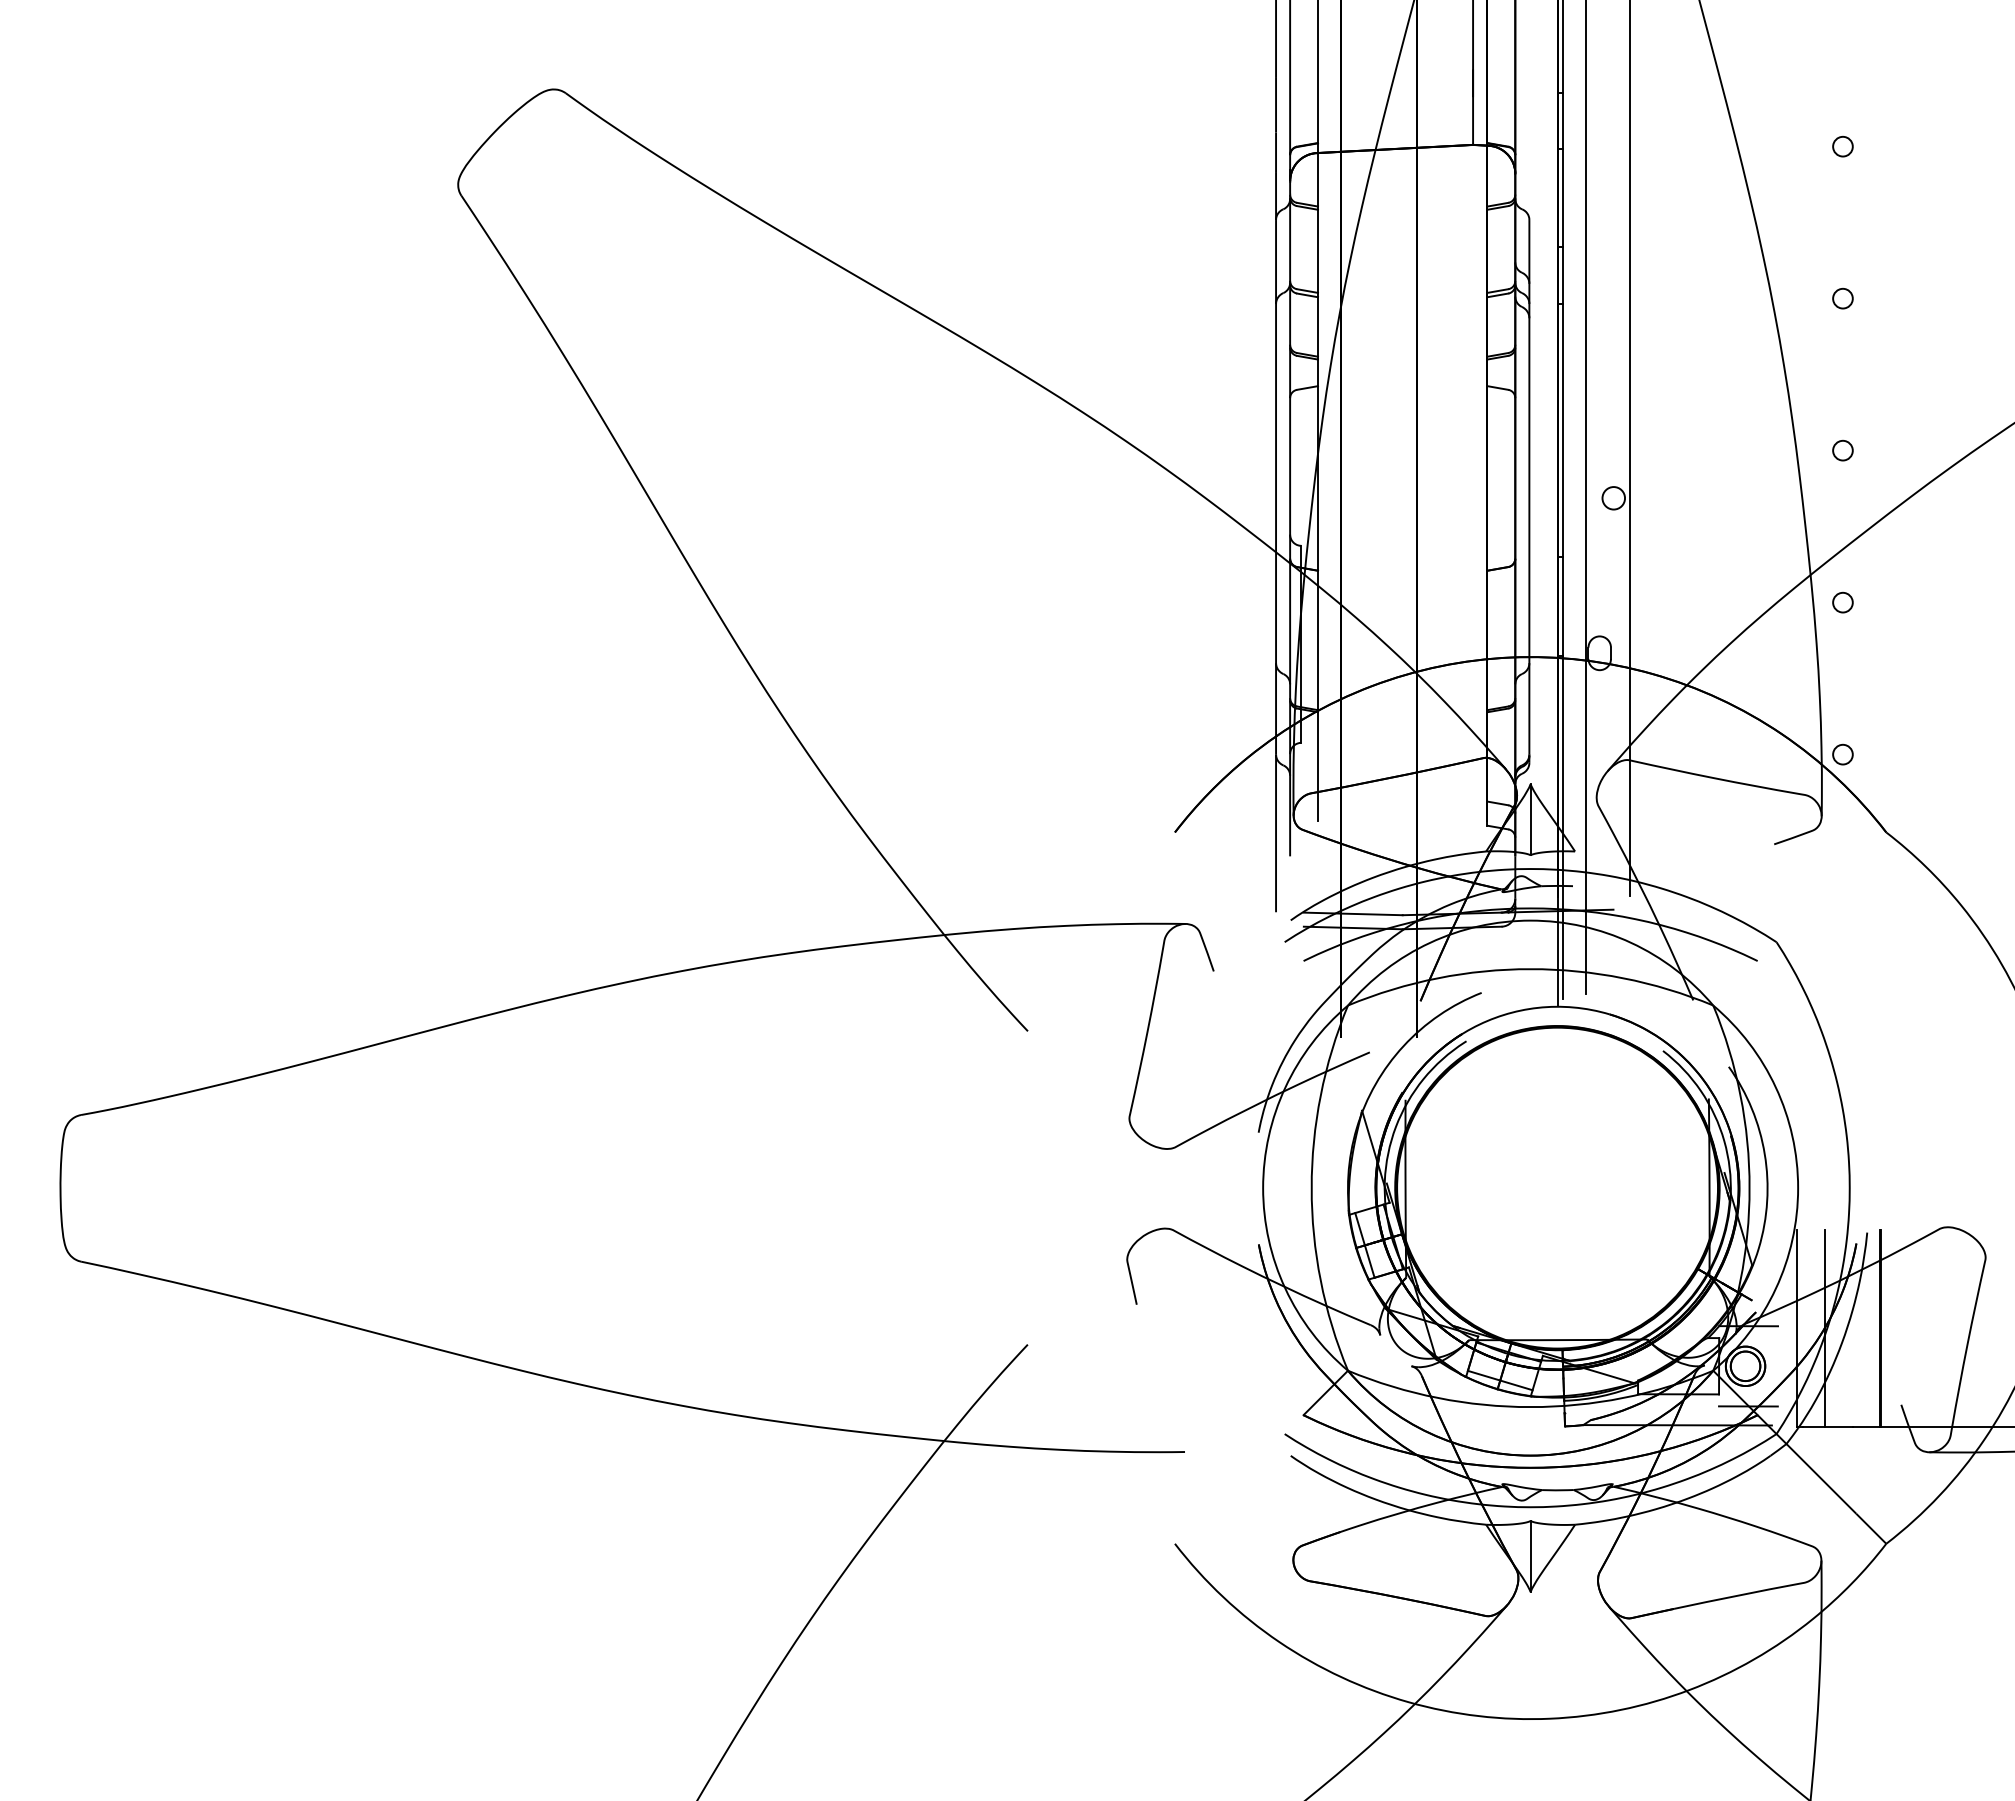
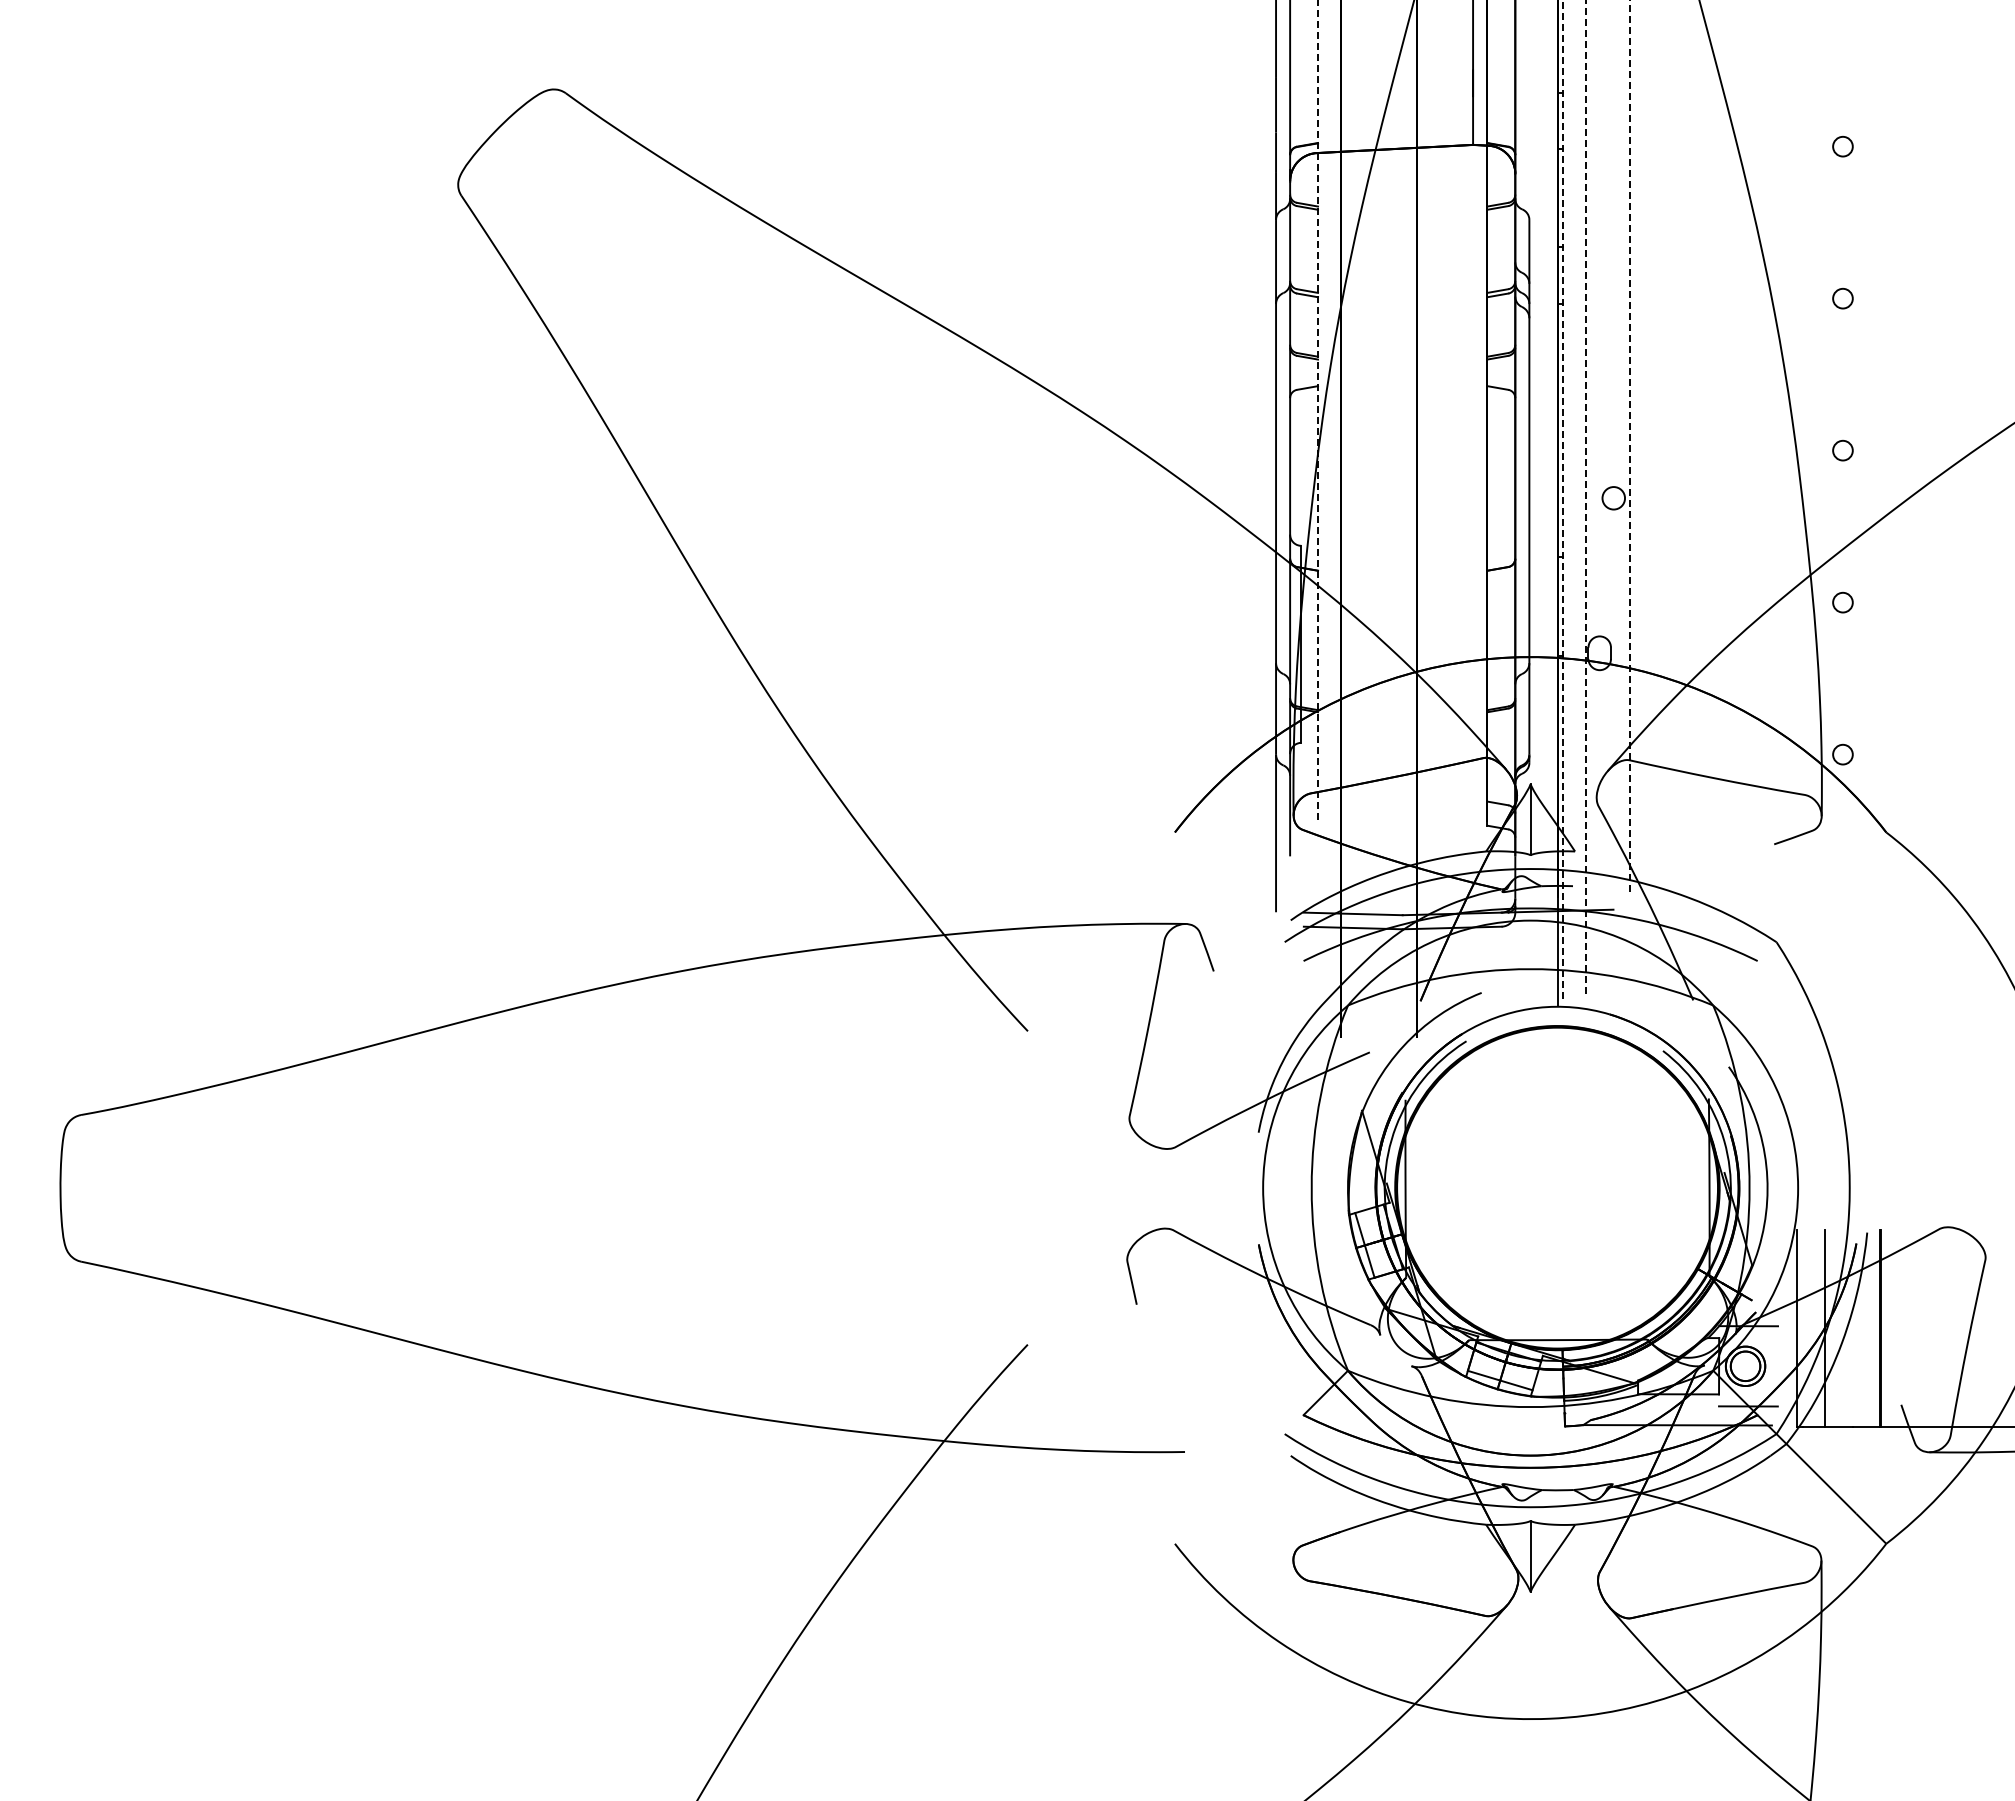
line: solid -> dashed (1318, 410)
line: solid -> dashed (1629, 447)
line: solid -> dashed (1585, 496)
line: solid -> dashed (1563, 499)
